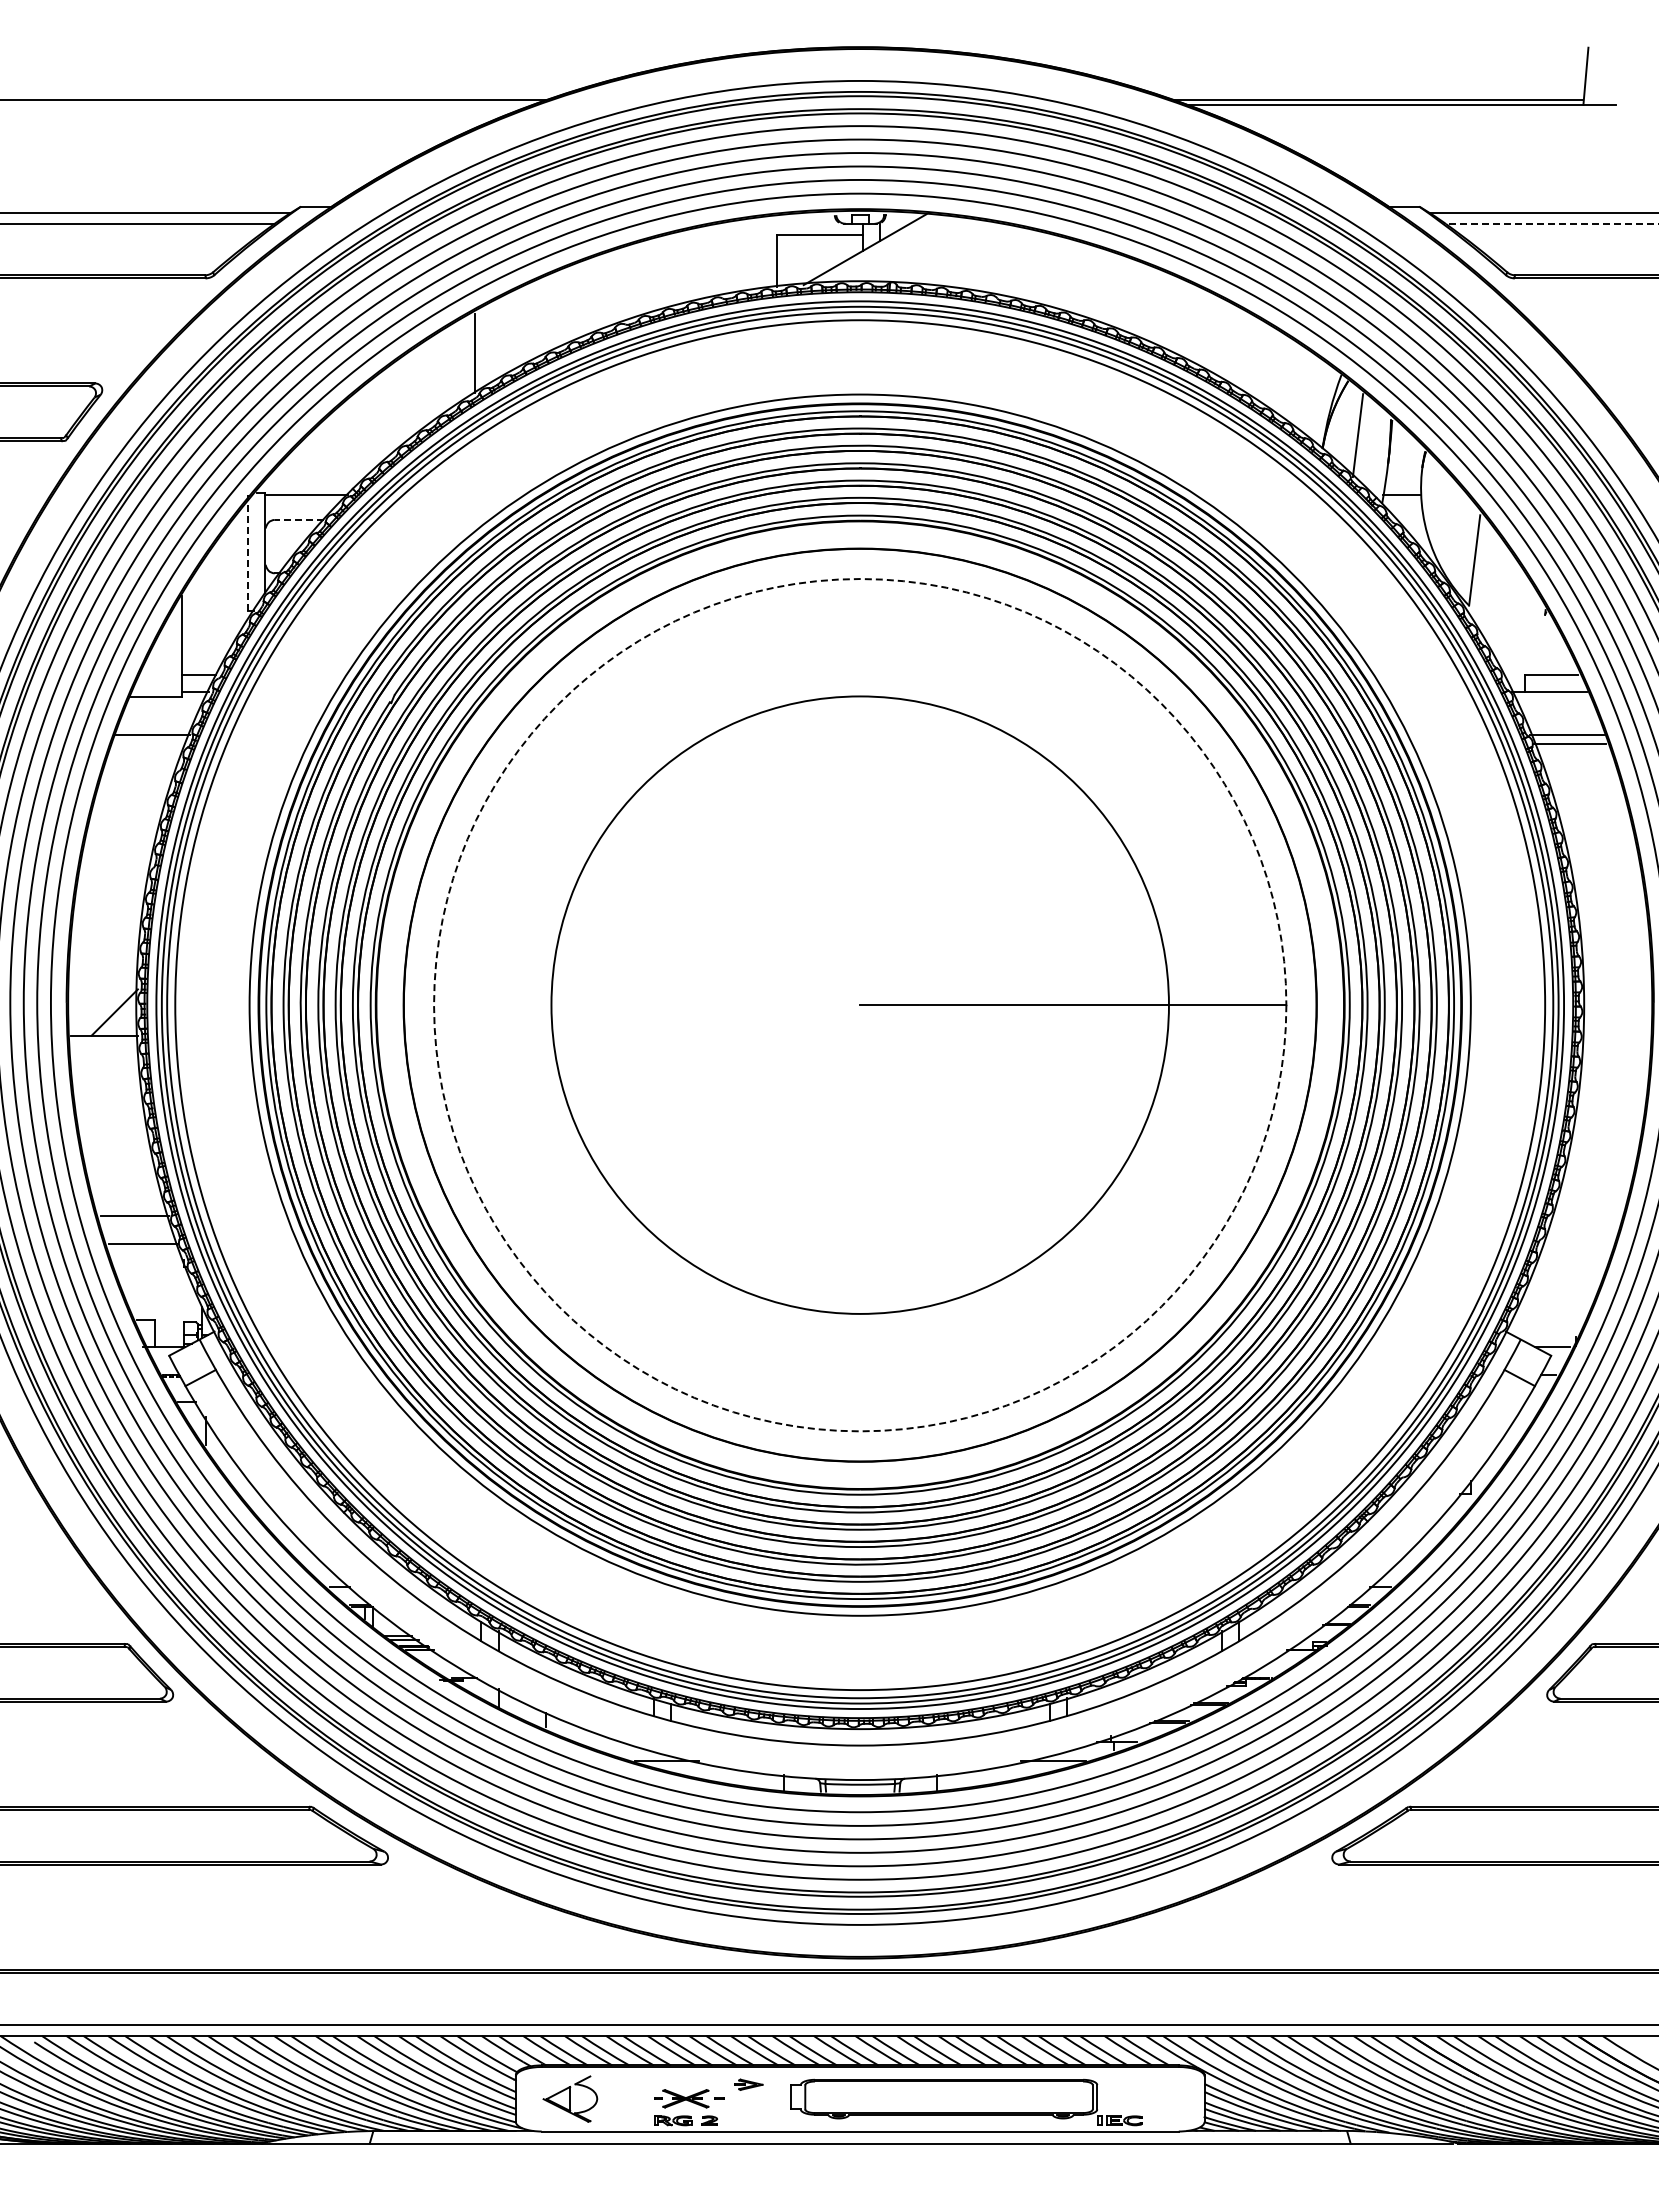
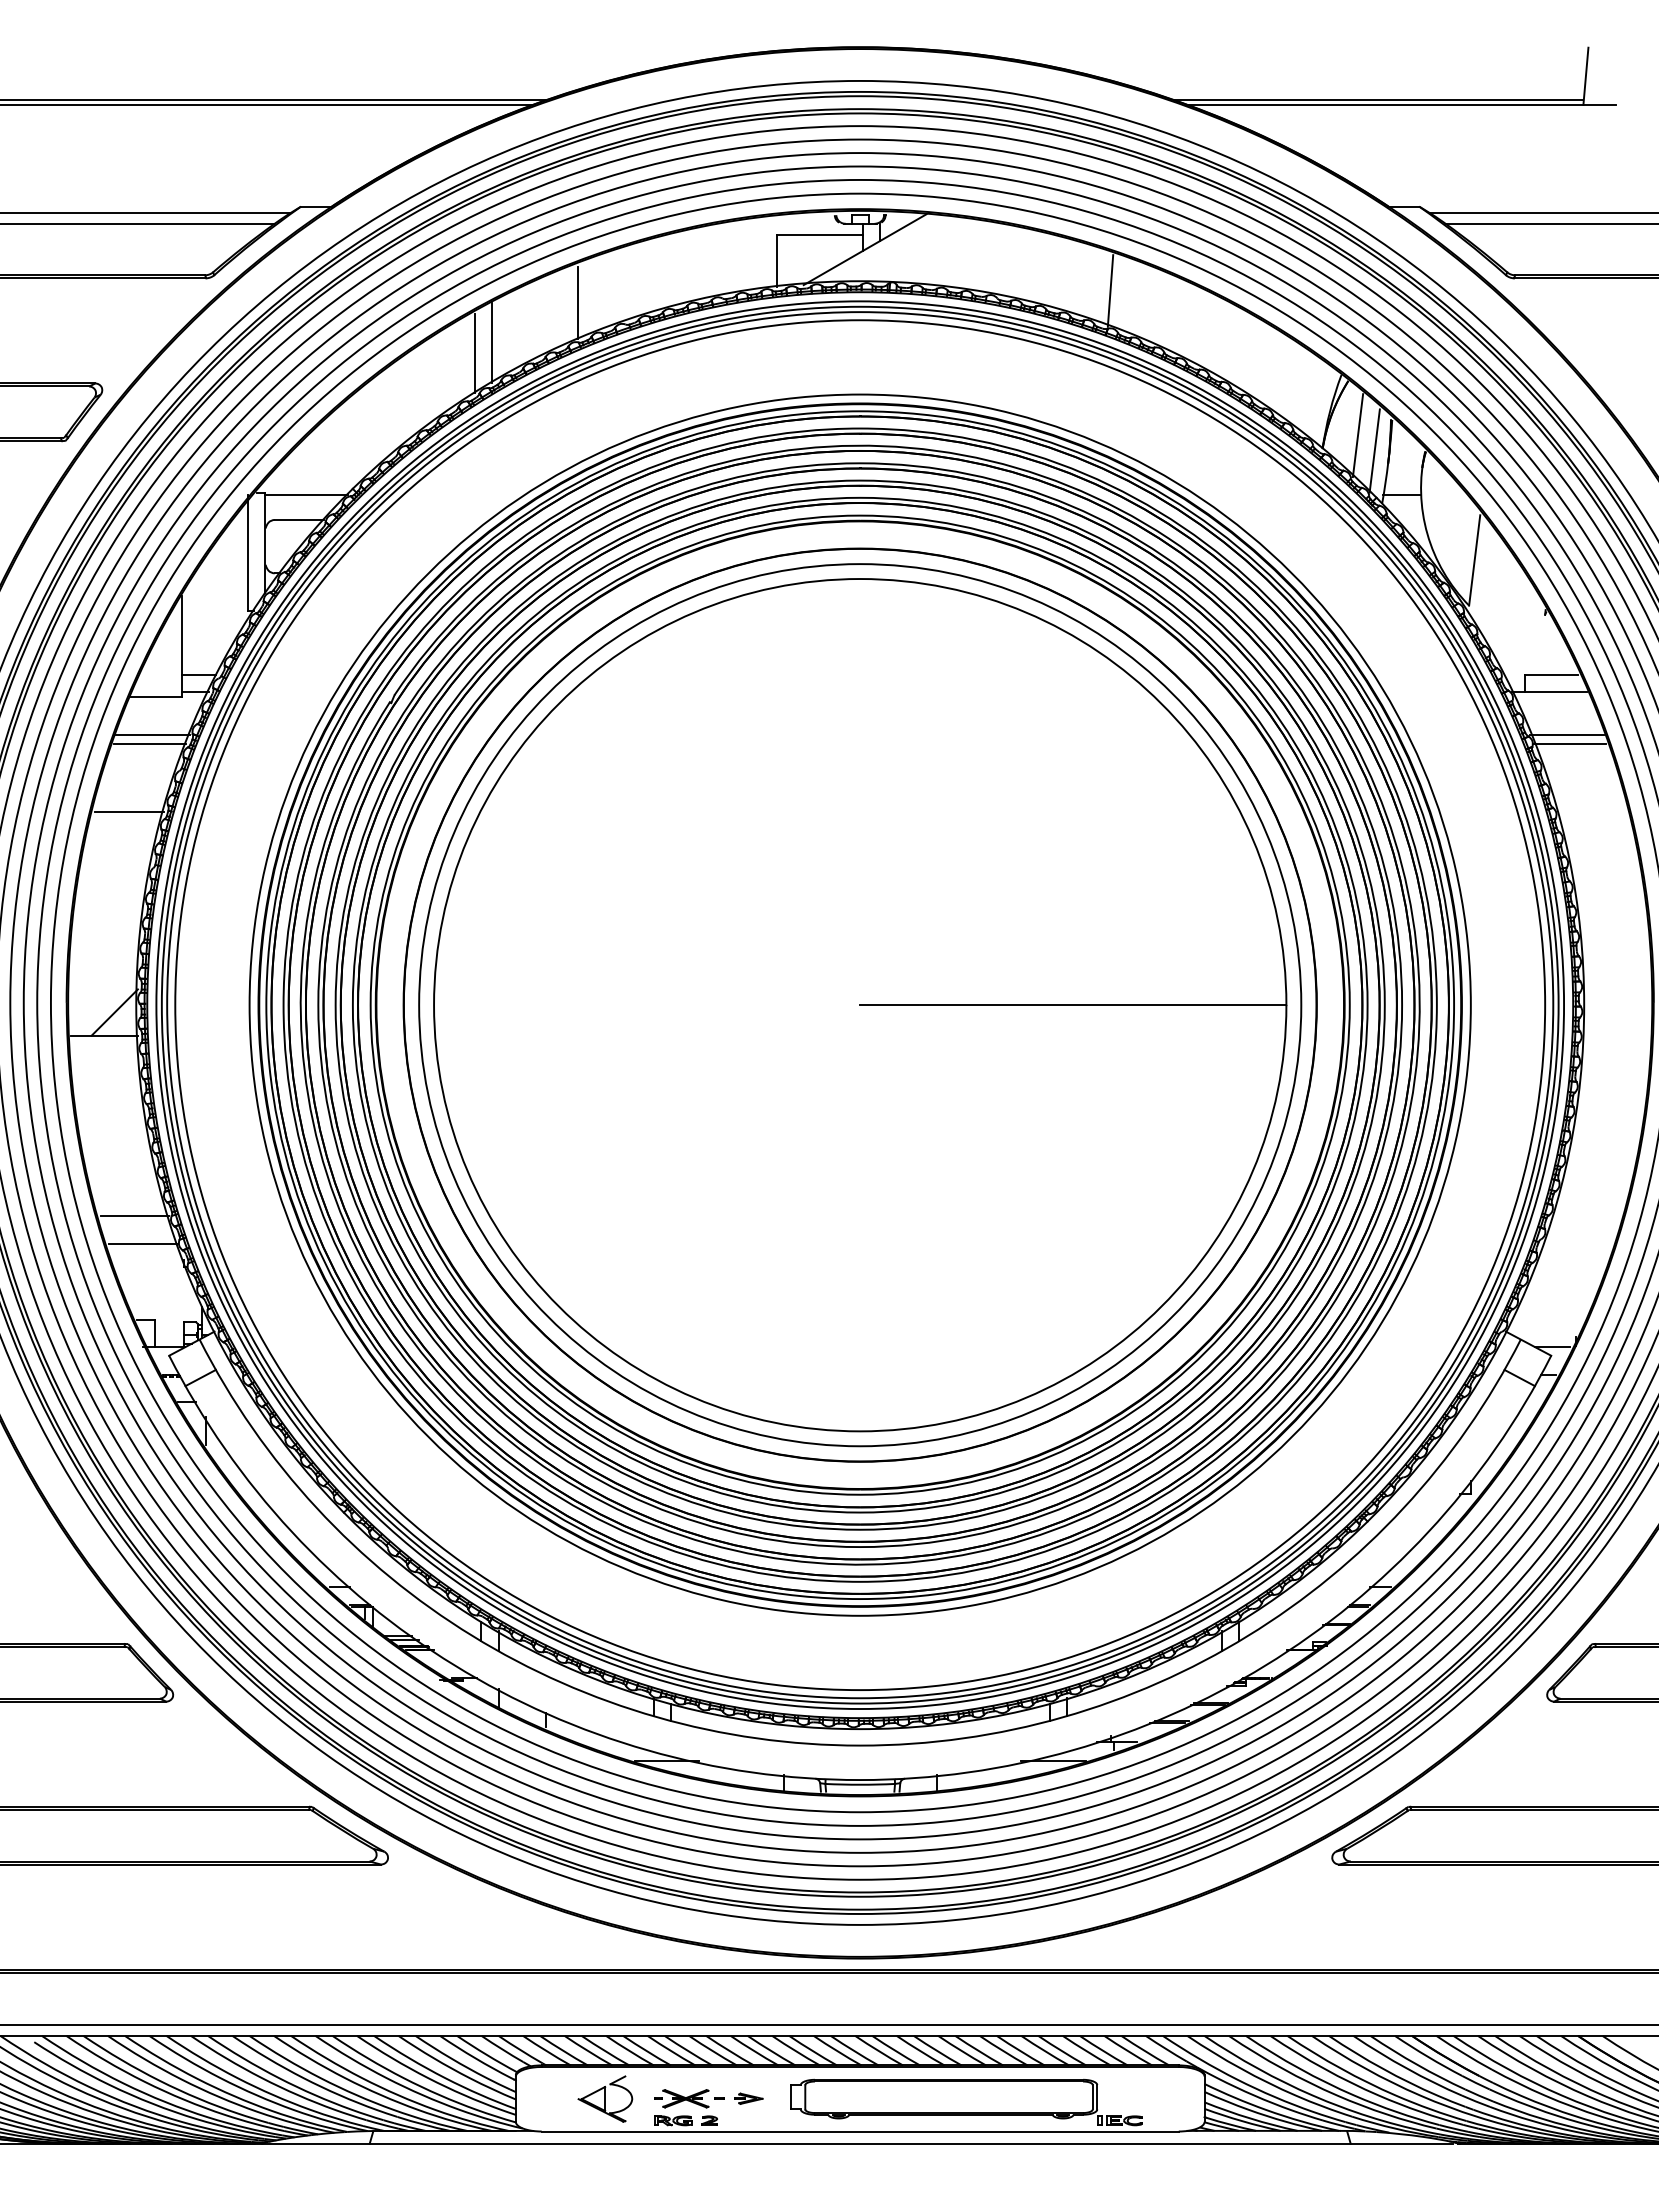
line: none -> present (267, 104)
line: dashed -> solid (1551, 224)
line: none -> present (1110, 290)
line: none -> present (577, 302)
line: none -> present (491, 342)
line: none -> present (1374, 450)
line: dashed -> solid (299, 519)
line: dashed -> solid (248, 552)
line: none -> present (150, 743)
line: none -> present (129, 811)
circle diameter: 618 px -> 882 px (860, 1005)
circle: dashed -> solid (860, 1005)
part position: (748, 2084) -> (748, 2098) (748, 2098)
part position: (570, 2098) -> (605, 2098) (605, 2098)
